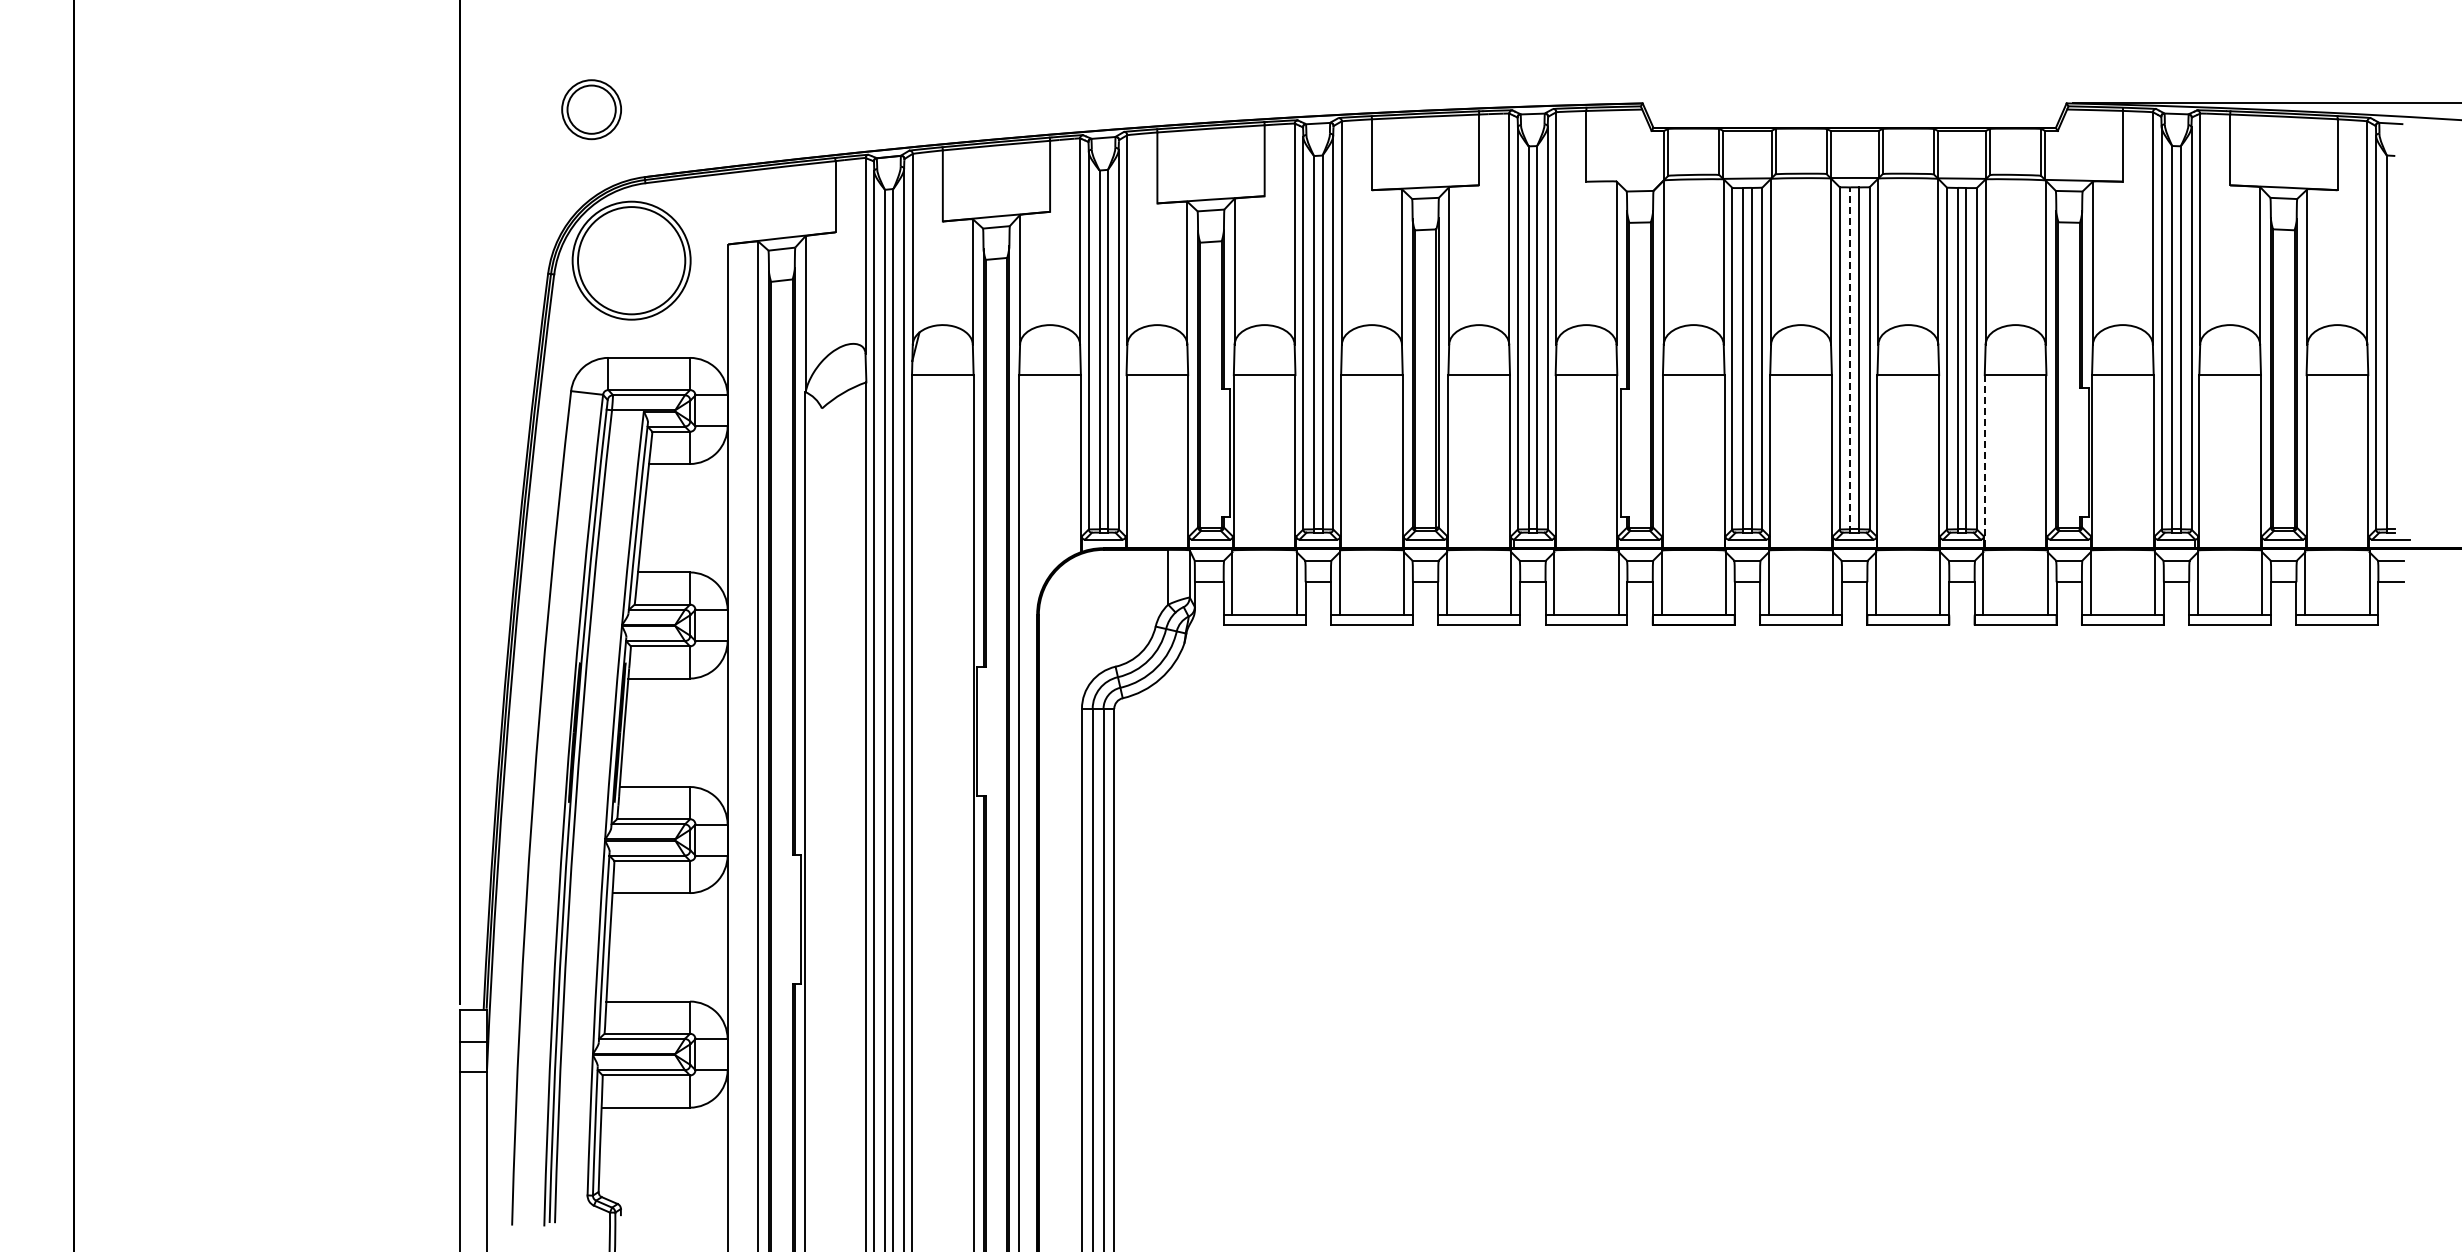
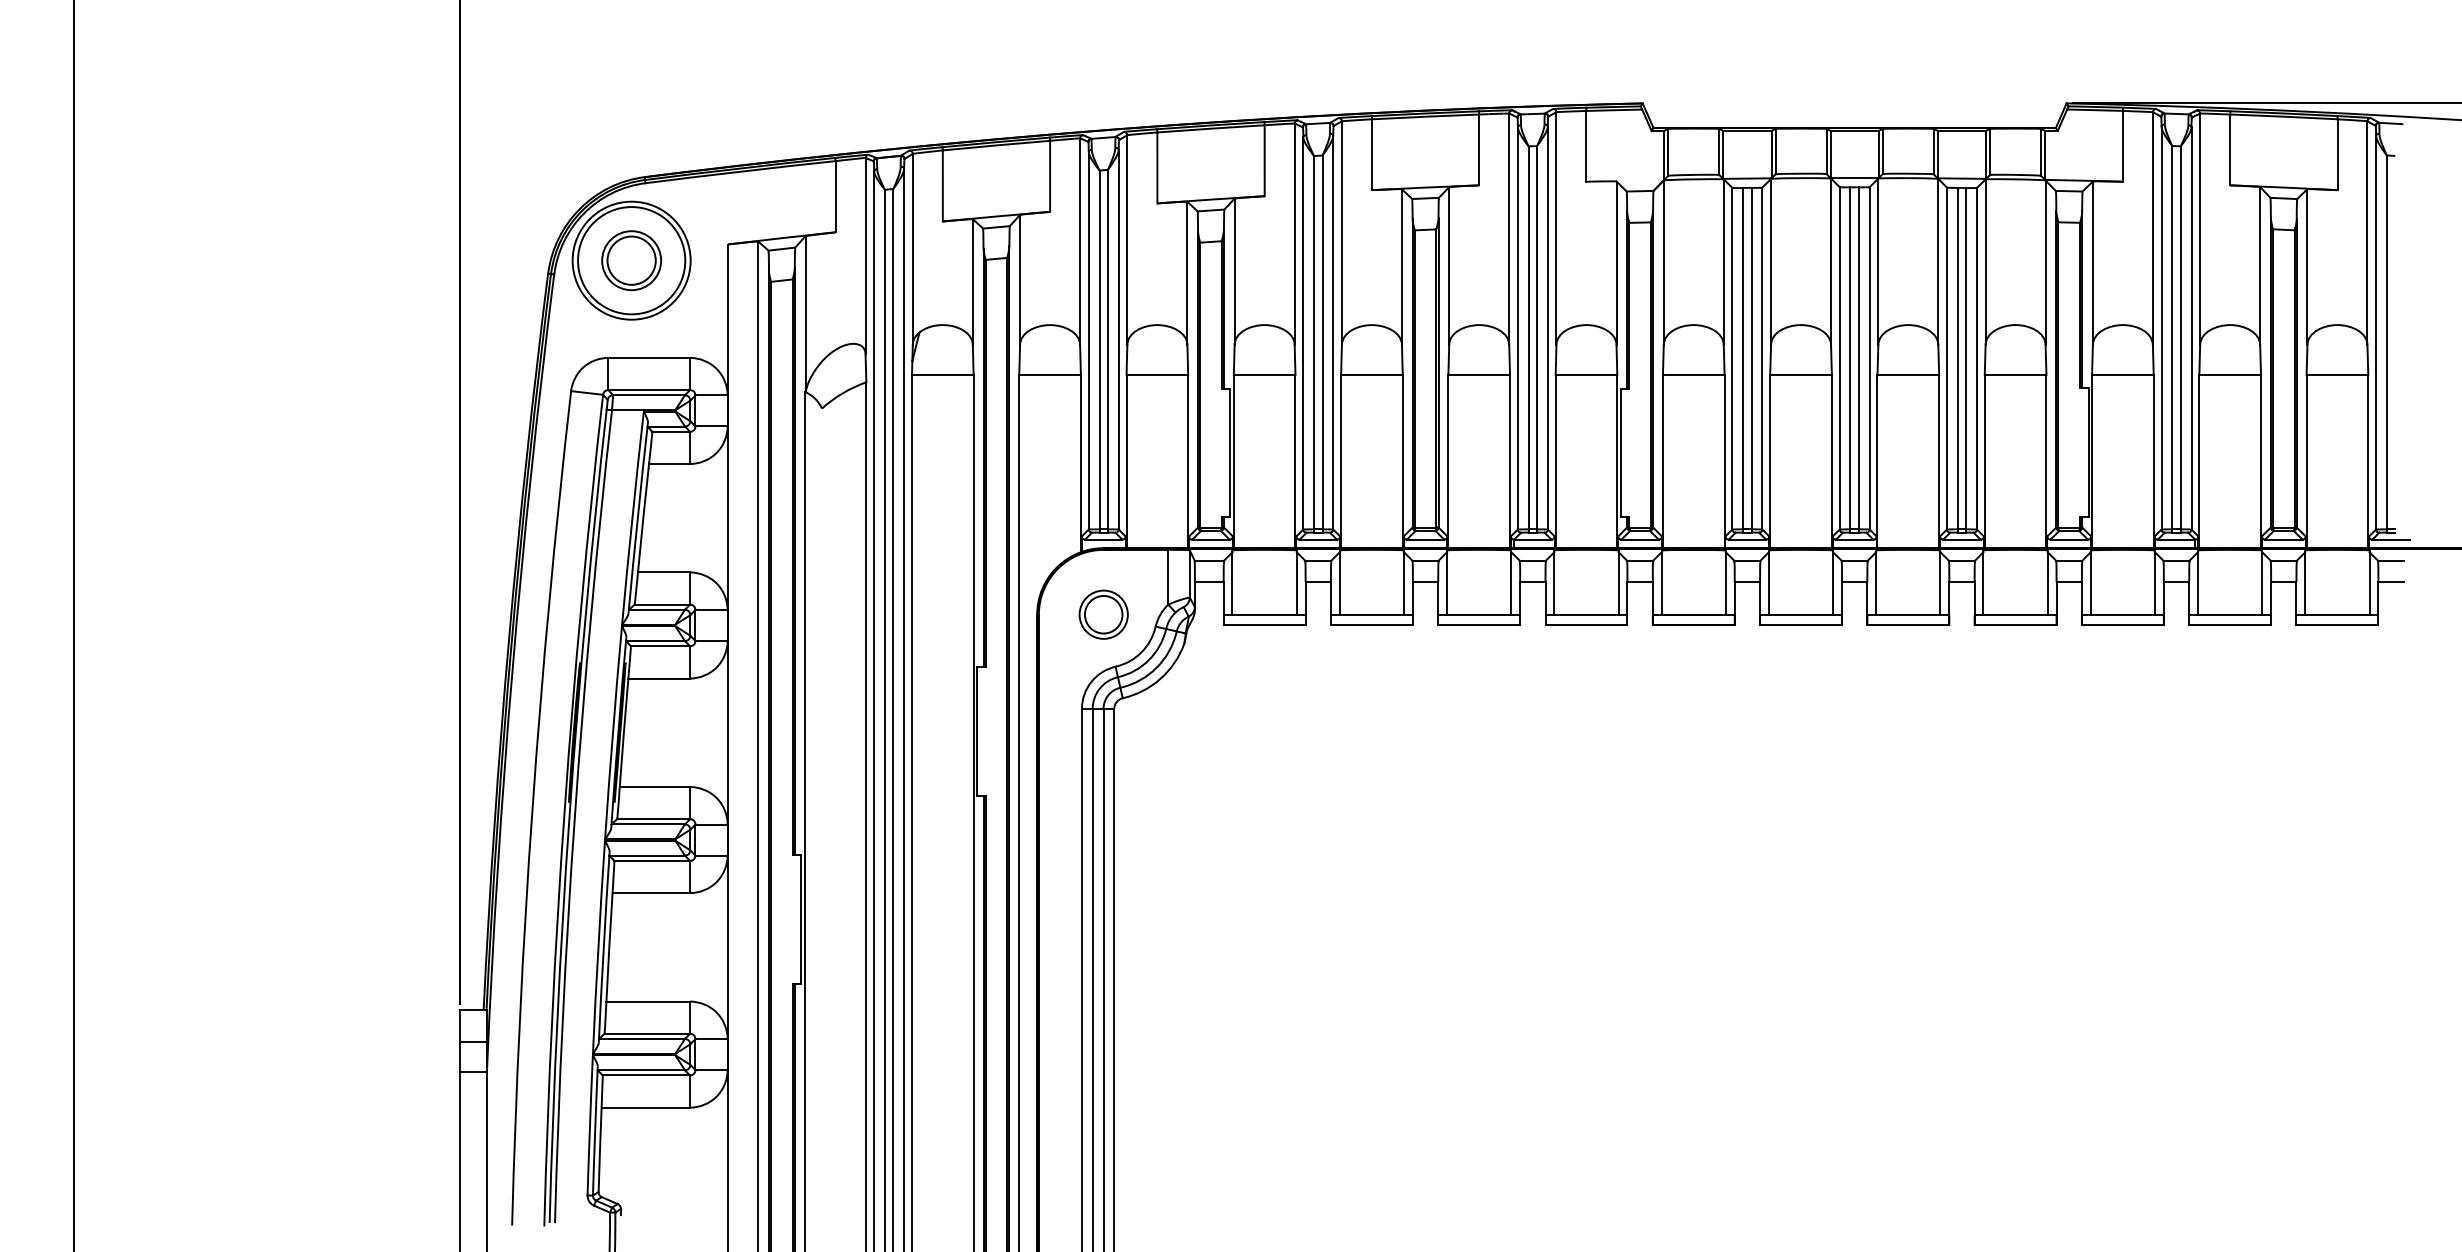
part position: (591, 109) -> (631, 260) (631, 260)
line: dashed -> solid (1850, 359)
line: dashed -> solid (1984, 461)
part: none -> present (1103, 614)
